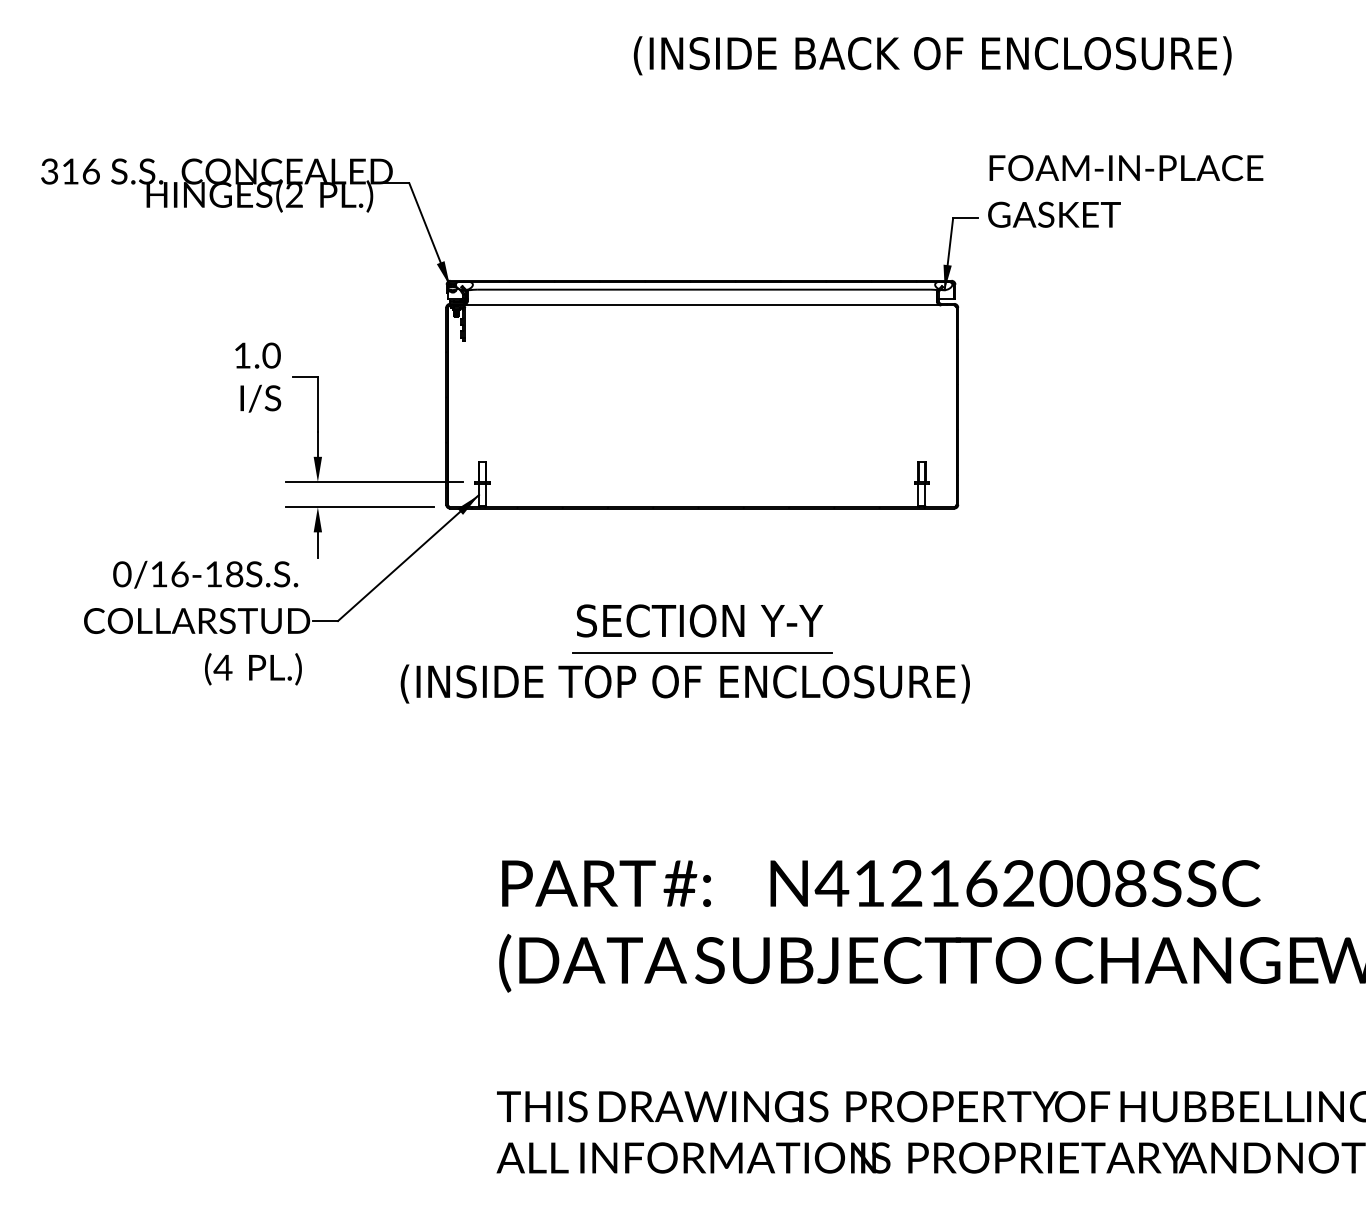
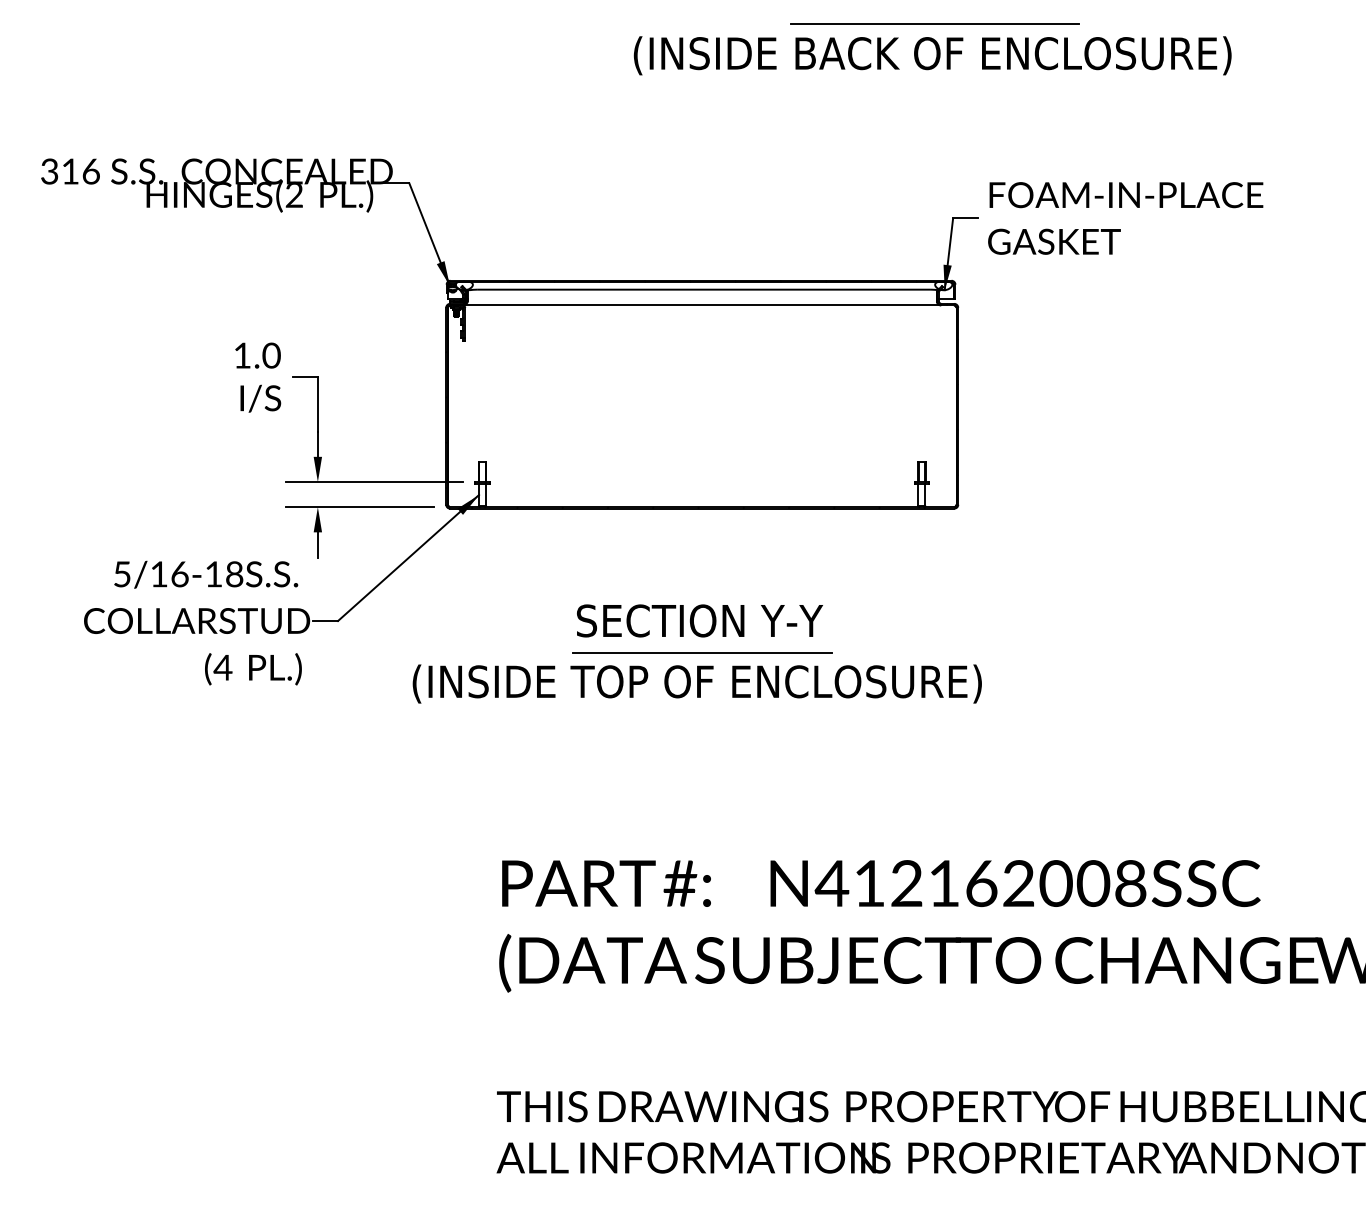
line: none -> present (934, 24)
text position: (1125, 191) -> (1125, 218) (1125, 218)
text: 0/16-18 -> 5/16-18 (122, 574)
text position: (684, 683) -> (696, 683) (696, 683)
